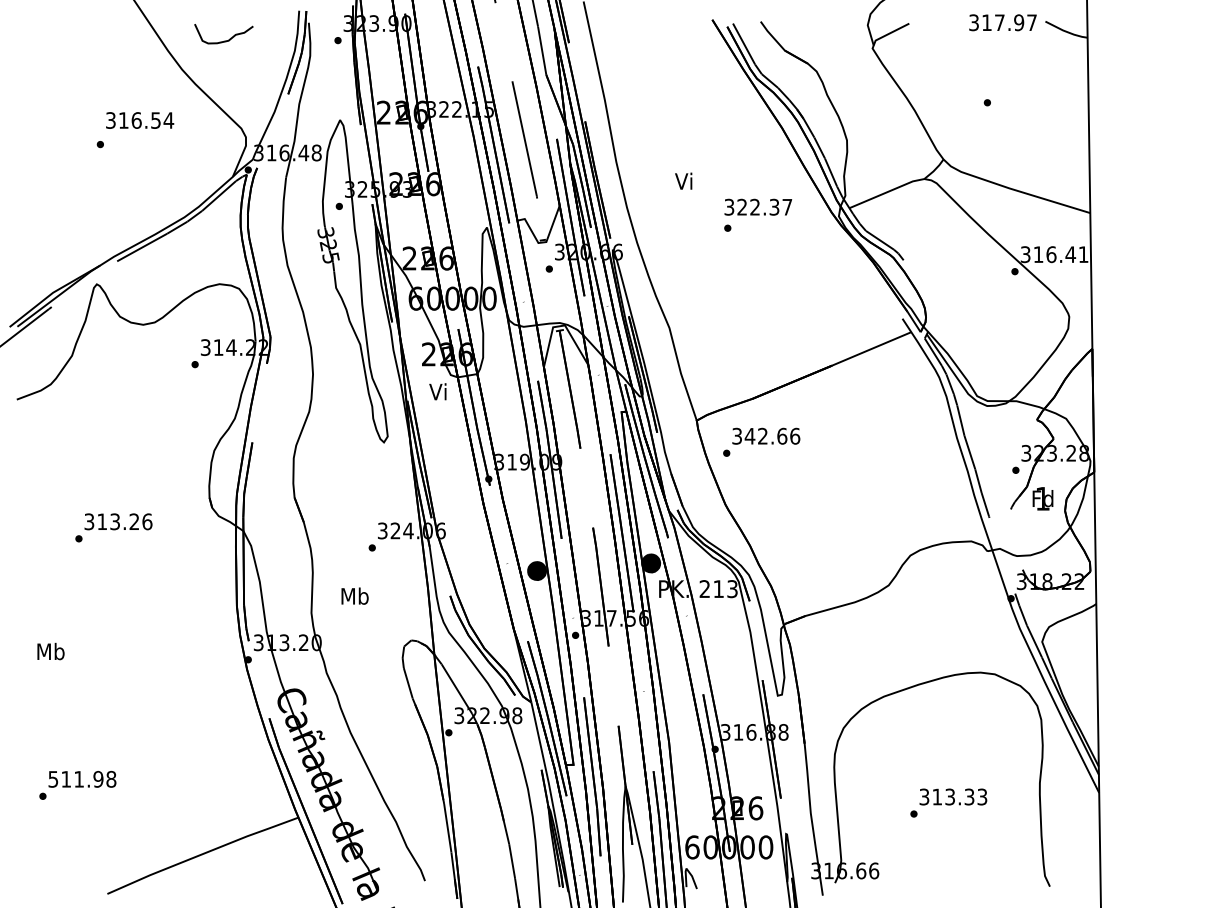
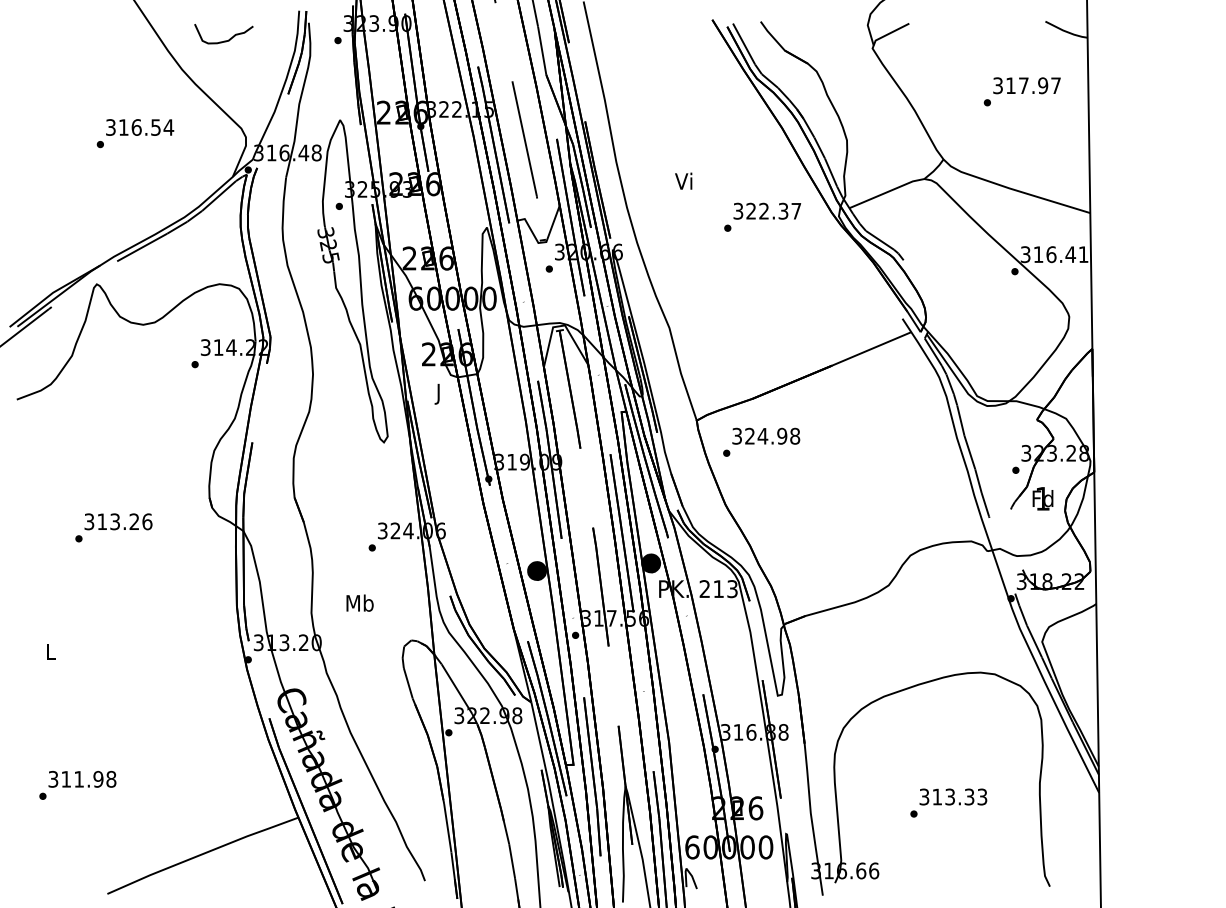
text position: (1002, 22) -> (1026, 85) (1026, 85)
text position: (140, 120) -> (140, 127) (140, 127)
text position: (758, 206) -> (767, 210) (767, 210)
text: Vi -> J (437, 393)
text: 342.66 -> 324.98 (772, 435)
text position: (354, 595) -> (359, 602) (359, 602)
text: Mb -> L (50, 651)
text: 511.98 -> 311.98 (53, 778)
